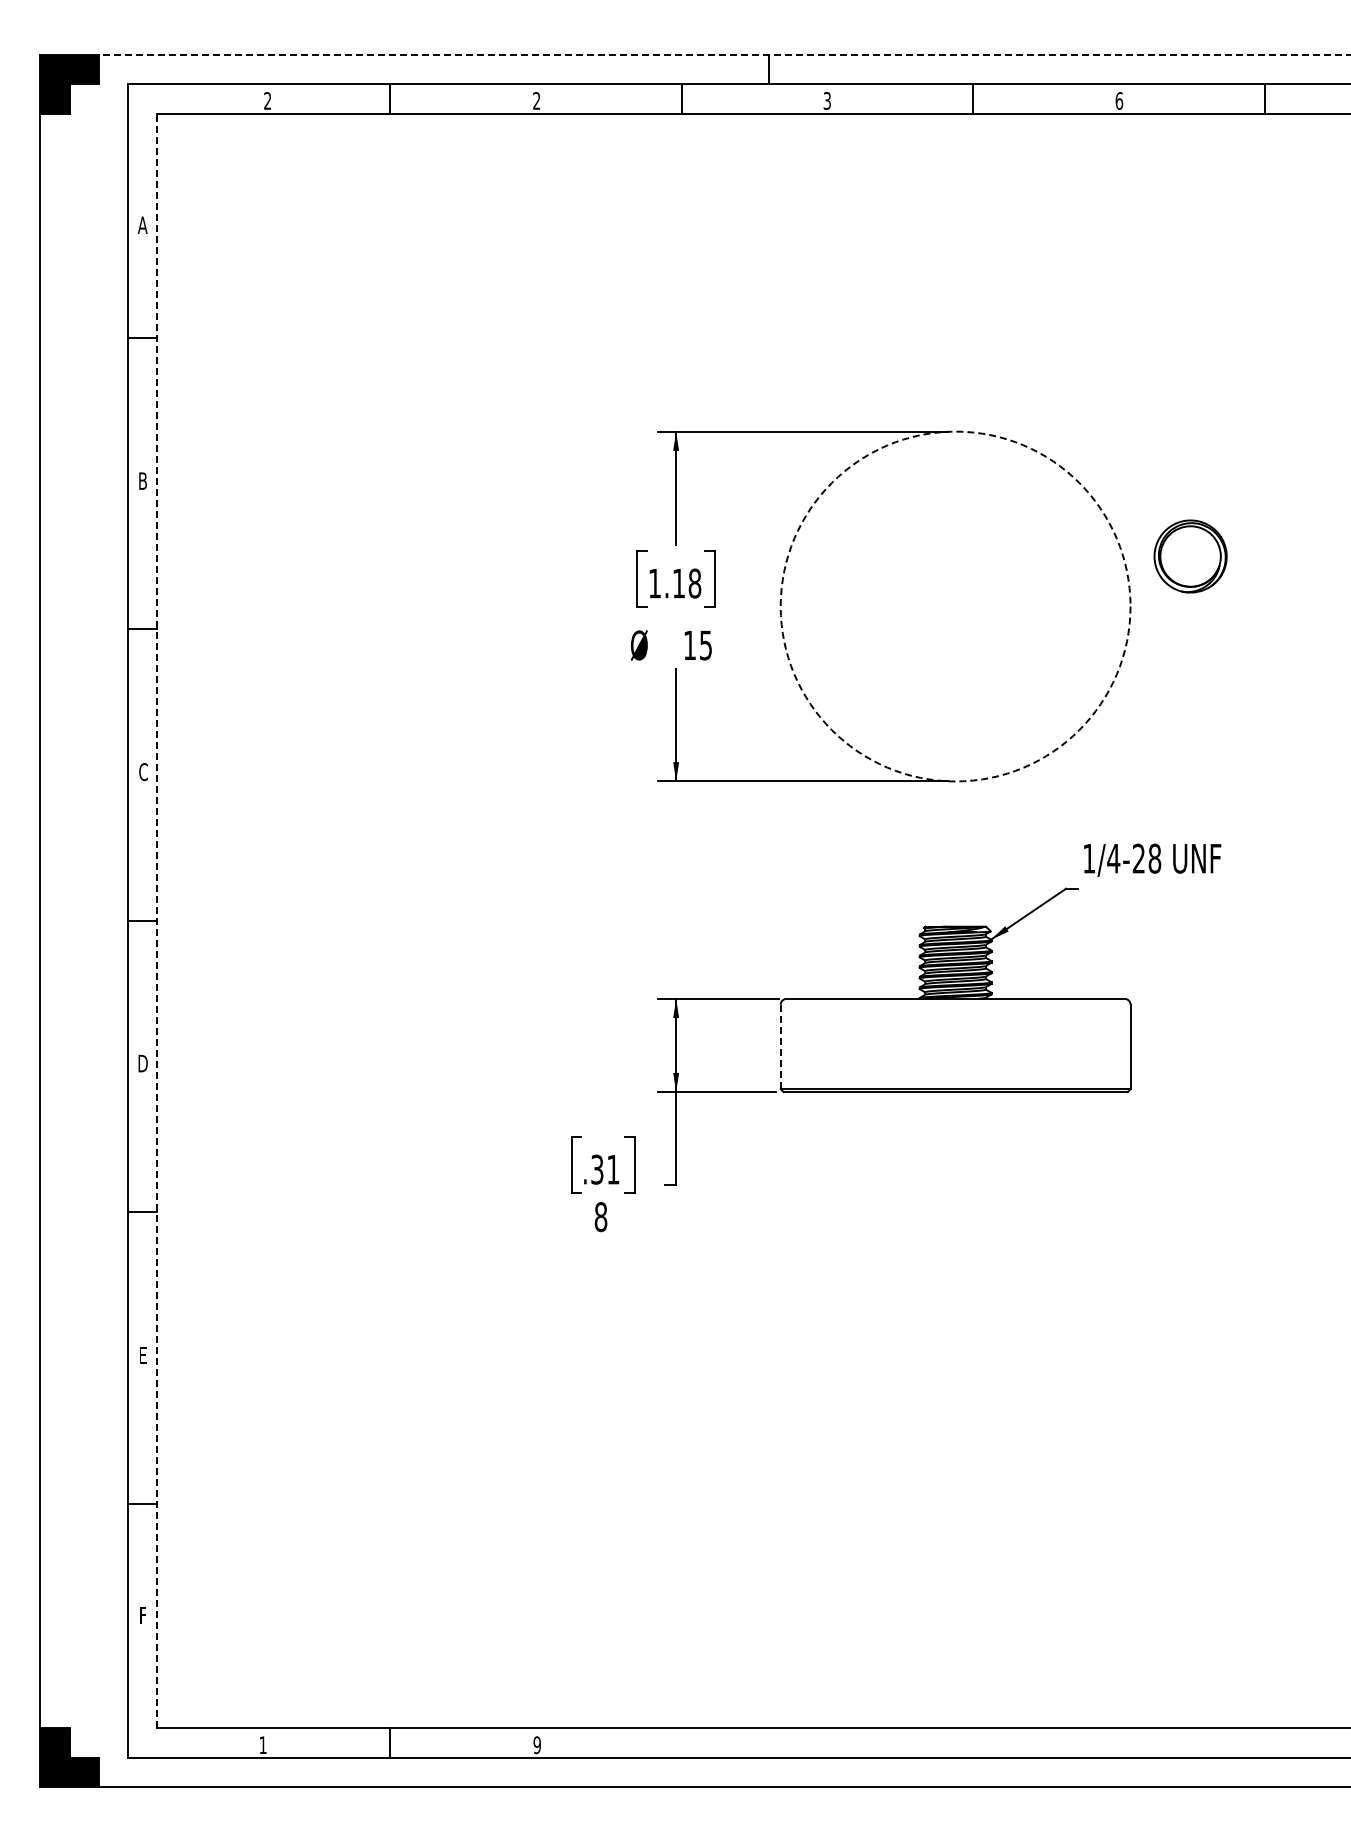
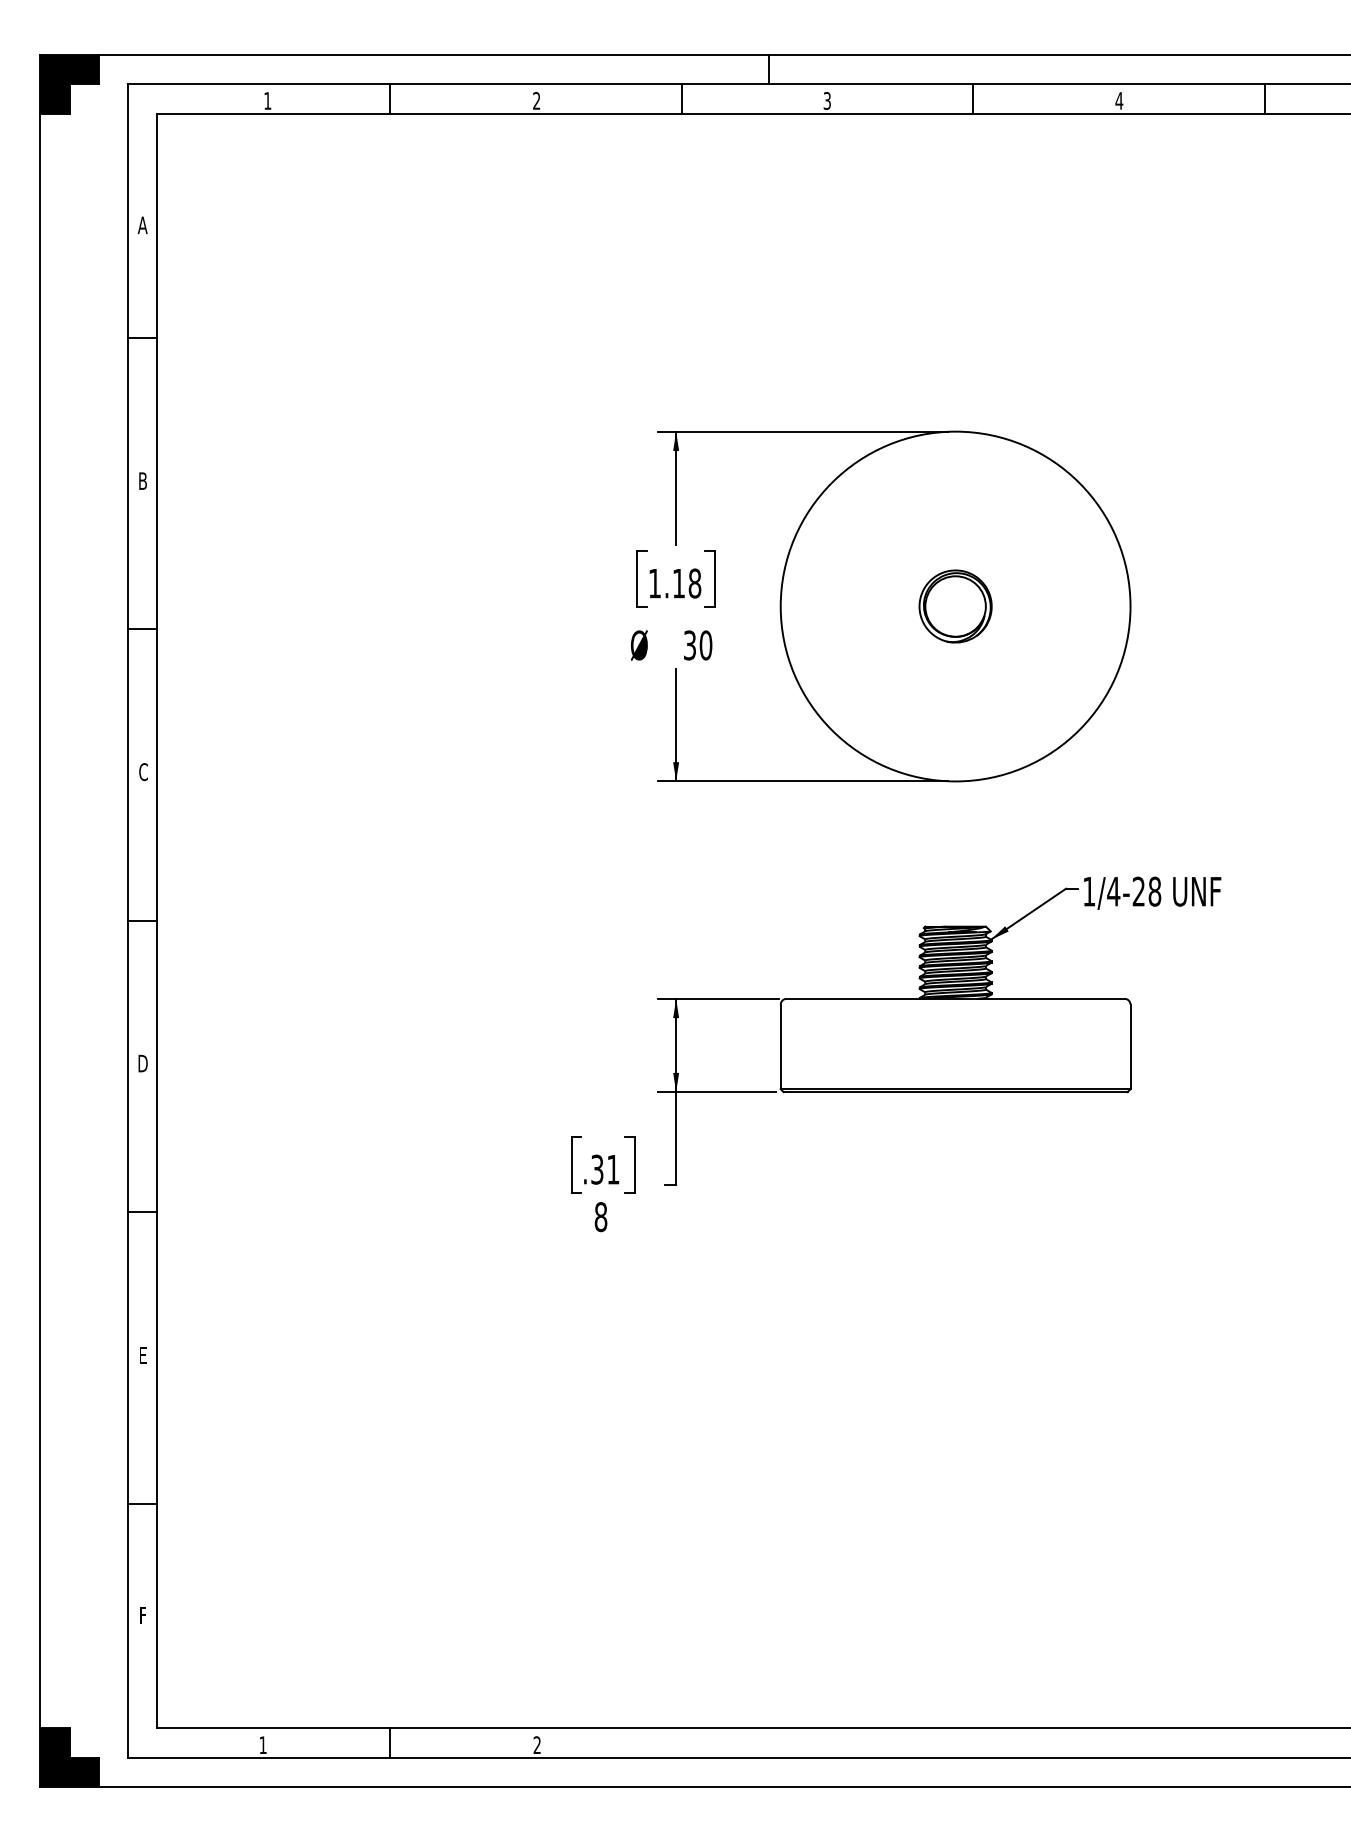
line: dashed -> solid (724, 55)
text: 2 -> 1 (267, 100)
text: 6 -> 4 (1119, 100)
part position: (1190, 556) -> (955, 606) (955, 606)
circle: dashed -> solid (955, 606)
text: 15 -> 30 (698, 645)
text position: (1152, 859) -> (1152, 892) (1152, 892)
line: dashed -> solid (156, 920)
line: dashed -> solid (780, 1047)
text: 9 -> 2 (536, 1745)
